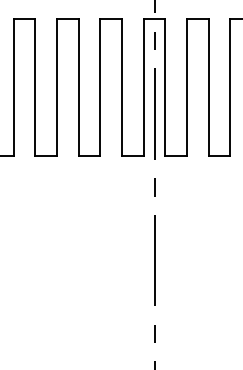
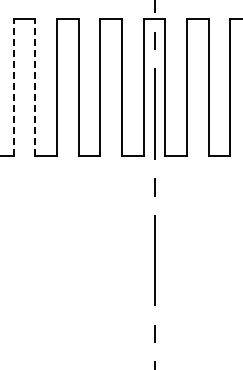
line: solid -> dashed (13, 87)
line: solid -> dashed (35, 87)
